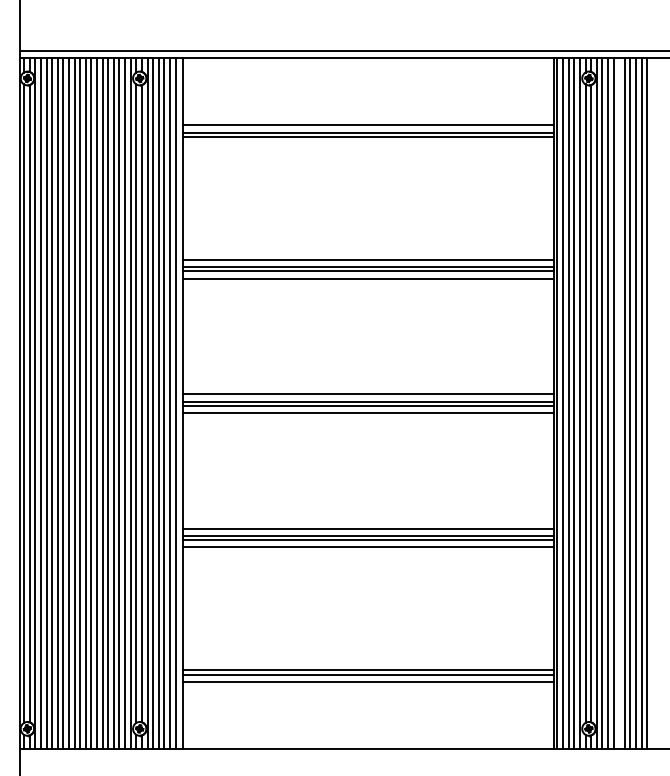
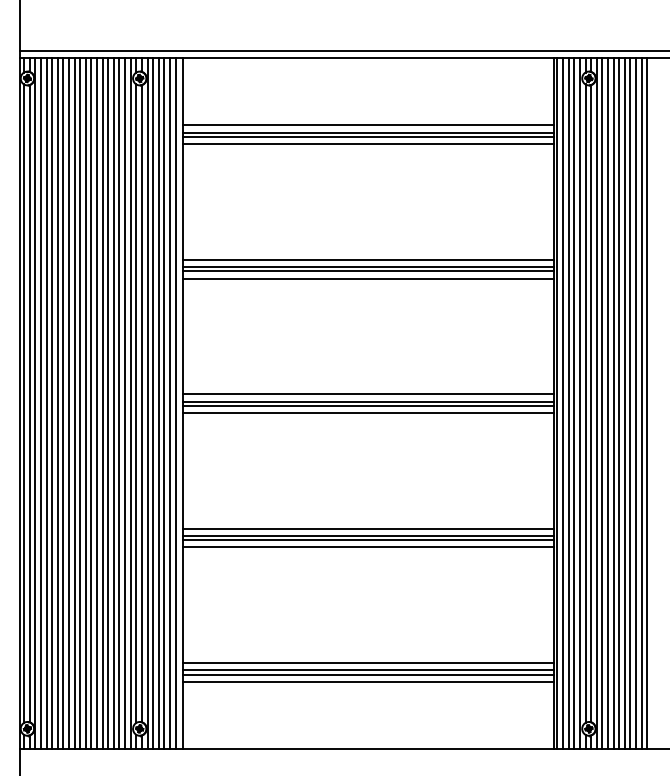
line: none -> present (368, 144)
line: none -> present (619, 403)
line: none -> present (368, 663)
